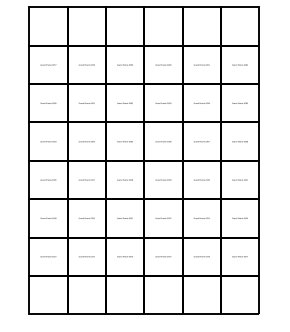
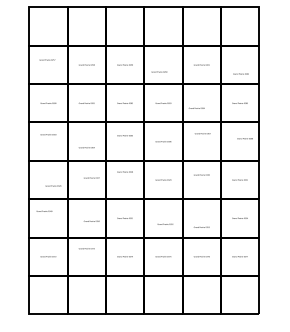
text position: (48, 64) -> (47, 59) (47, 59)
text position: (163, 64) -> (159, 71) (159, 71)
text position: (239, 64) -> (240, 73) (240, 73)
text position: (201, 102) -> (196, 107) (196, 107)
text position: (48, 141) -> (48, 134) (48, 134)
text position: (86, 141) -> (86, 147) (86, 147)
text position: (124, 141) -> (124, 135) (124, 135)
text position: (201, 141) -> (202, 133) (202, 133)
text position: (239, 141) -> (244, 138) (244, 138)
text position: (48, 179) -> (53, 185) (53, 185)
text position: (86, 179) -> (91, 177) (91, 177)
text position: (124, 179) -> (124, 171) (124, 171)
text position: (201, 179) -> (201, 174) (201, 174)
text position: (48, 217) -> (44, 210) (44, 210)
text position: (86, 217) -> (91, 220) (91, 220)
text position: (163, 217) -> (165, 223) (165, 223)
text position: (201, 217) -> (201, 226) (201, 226)
text position: (86, 256) -> (86, 248) (86, 248)
